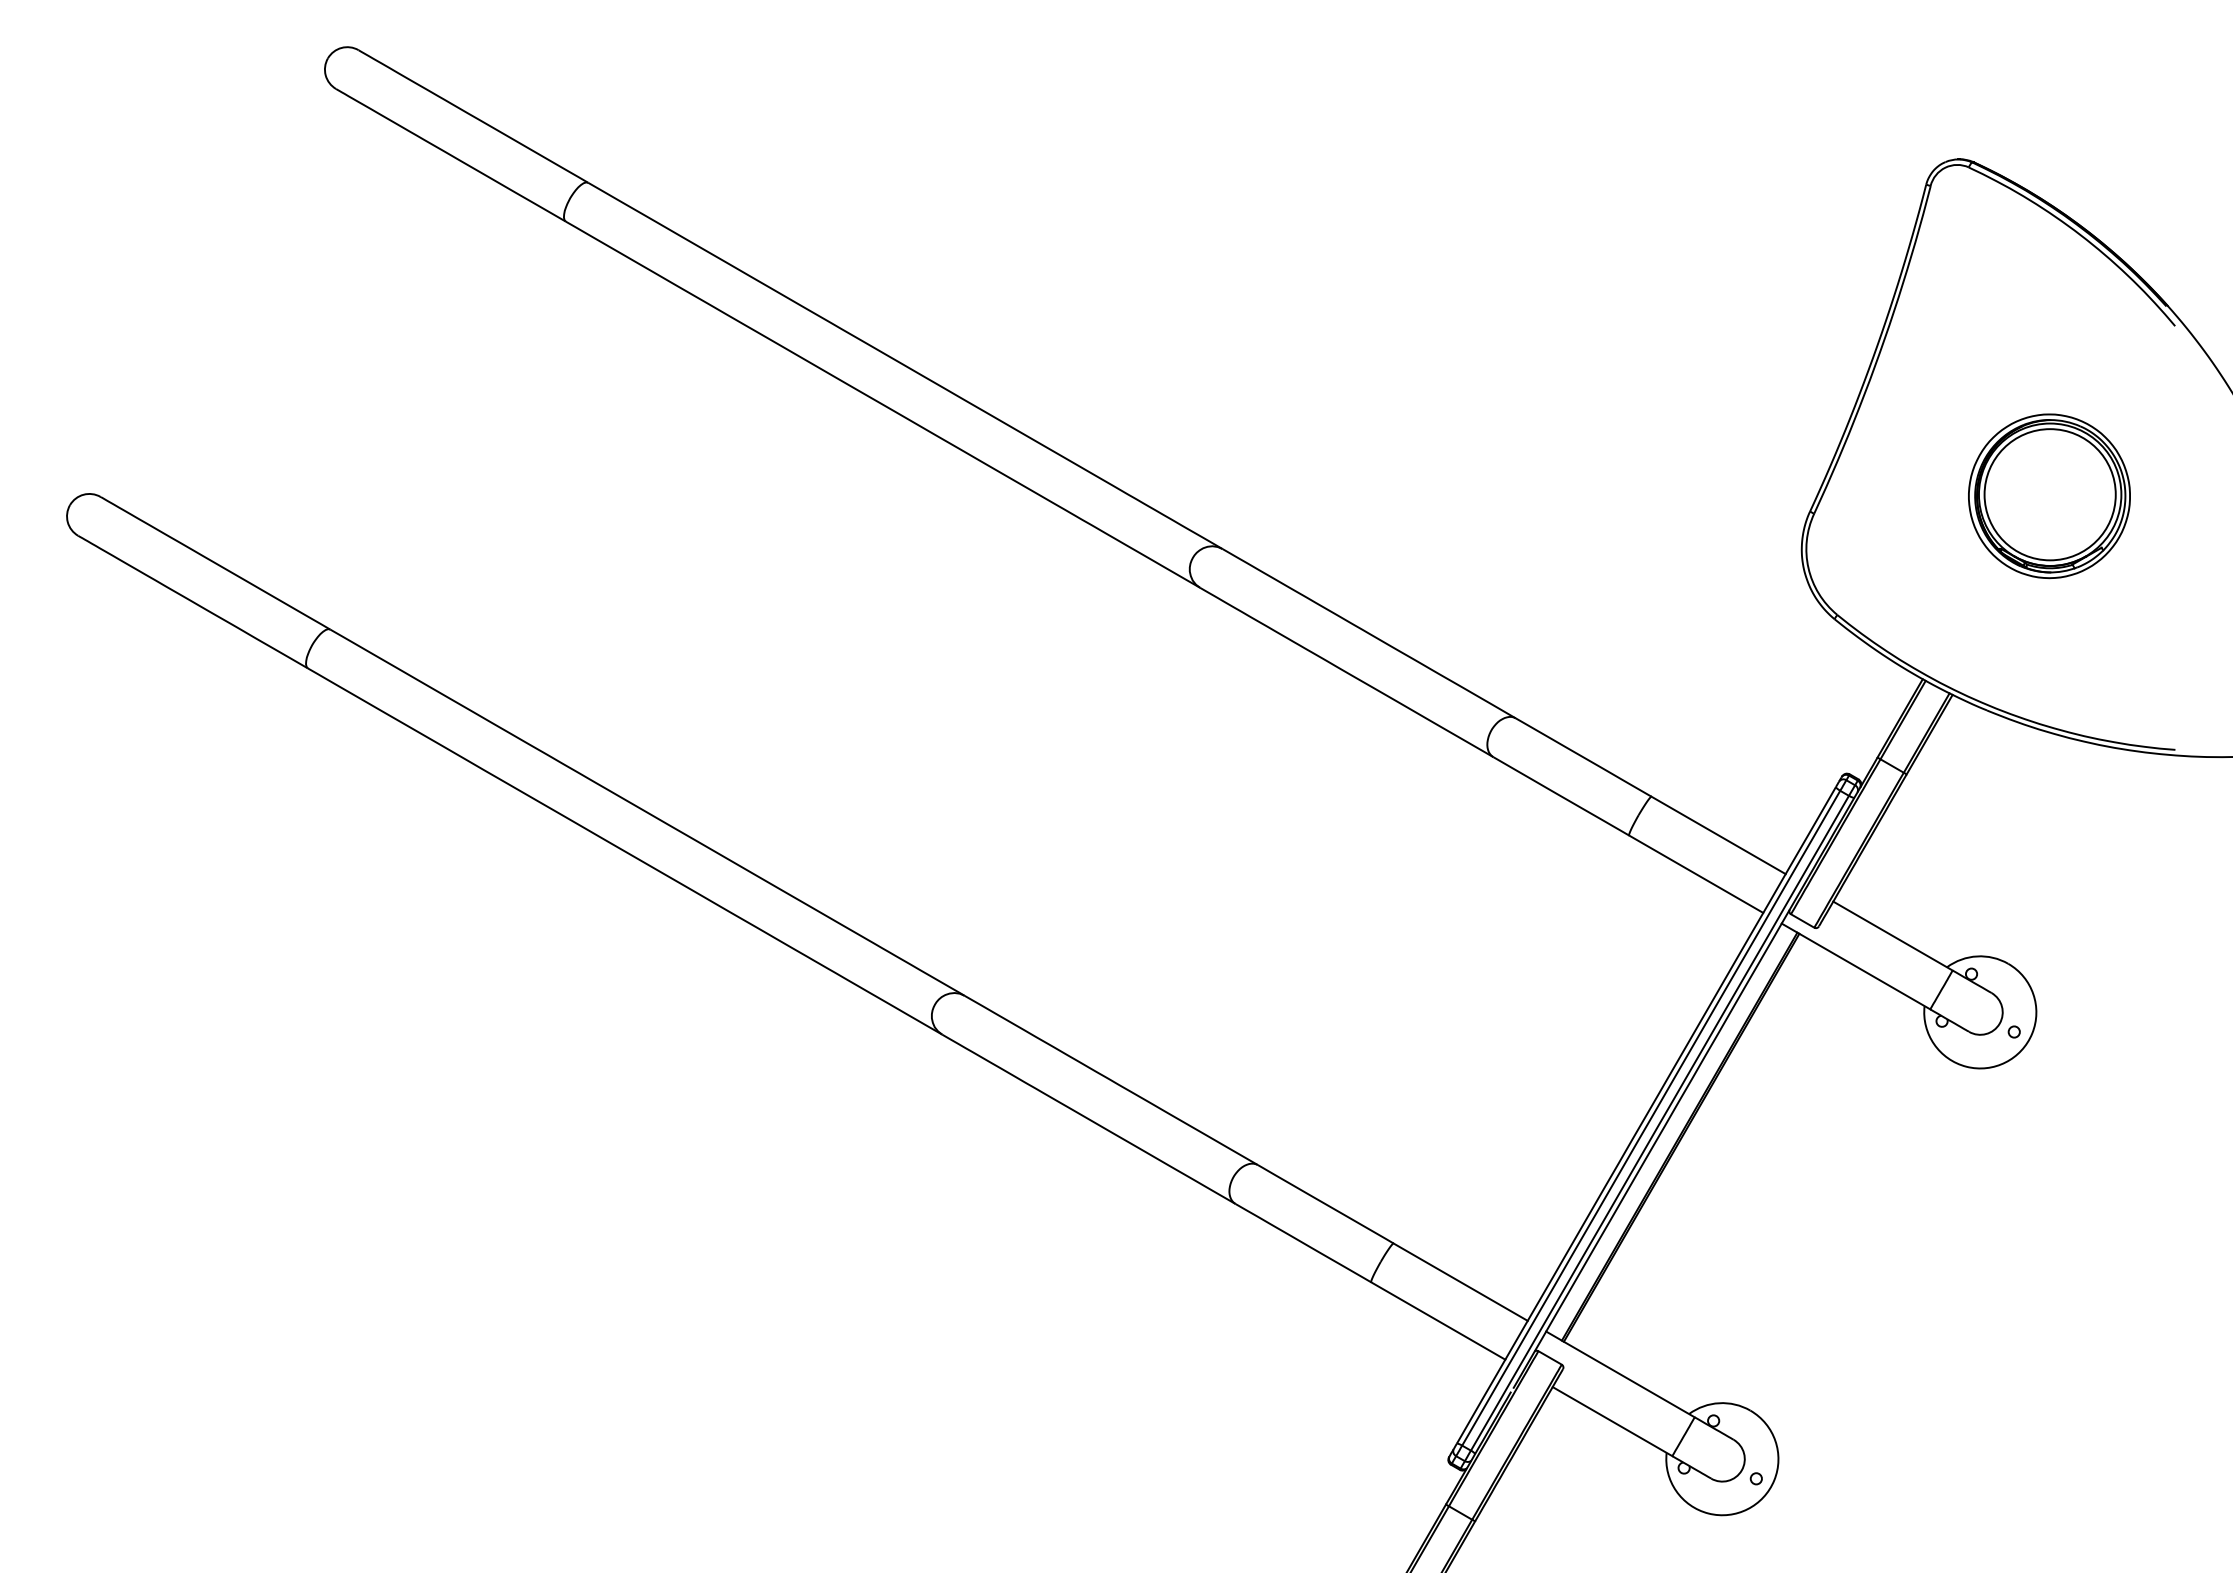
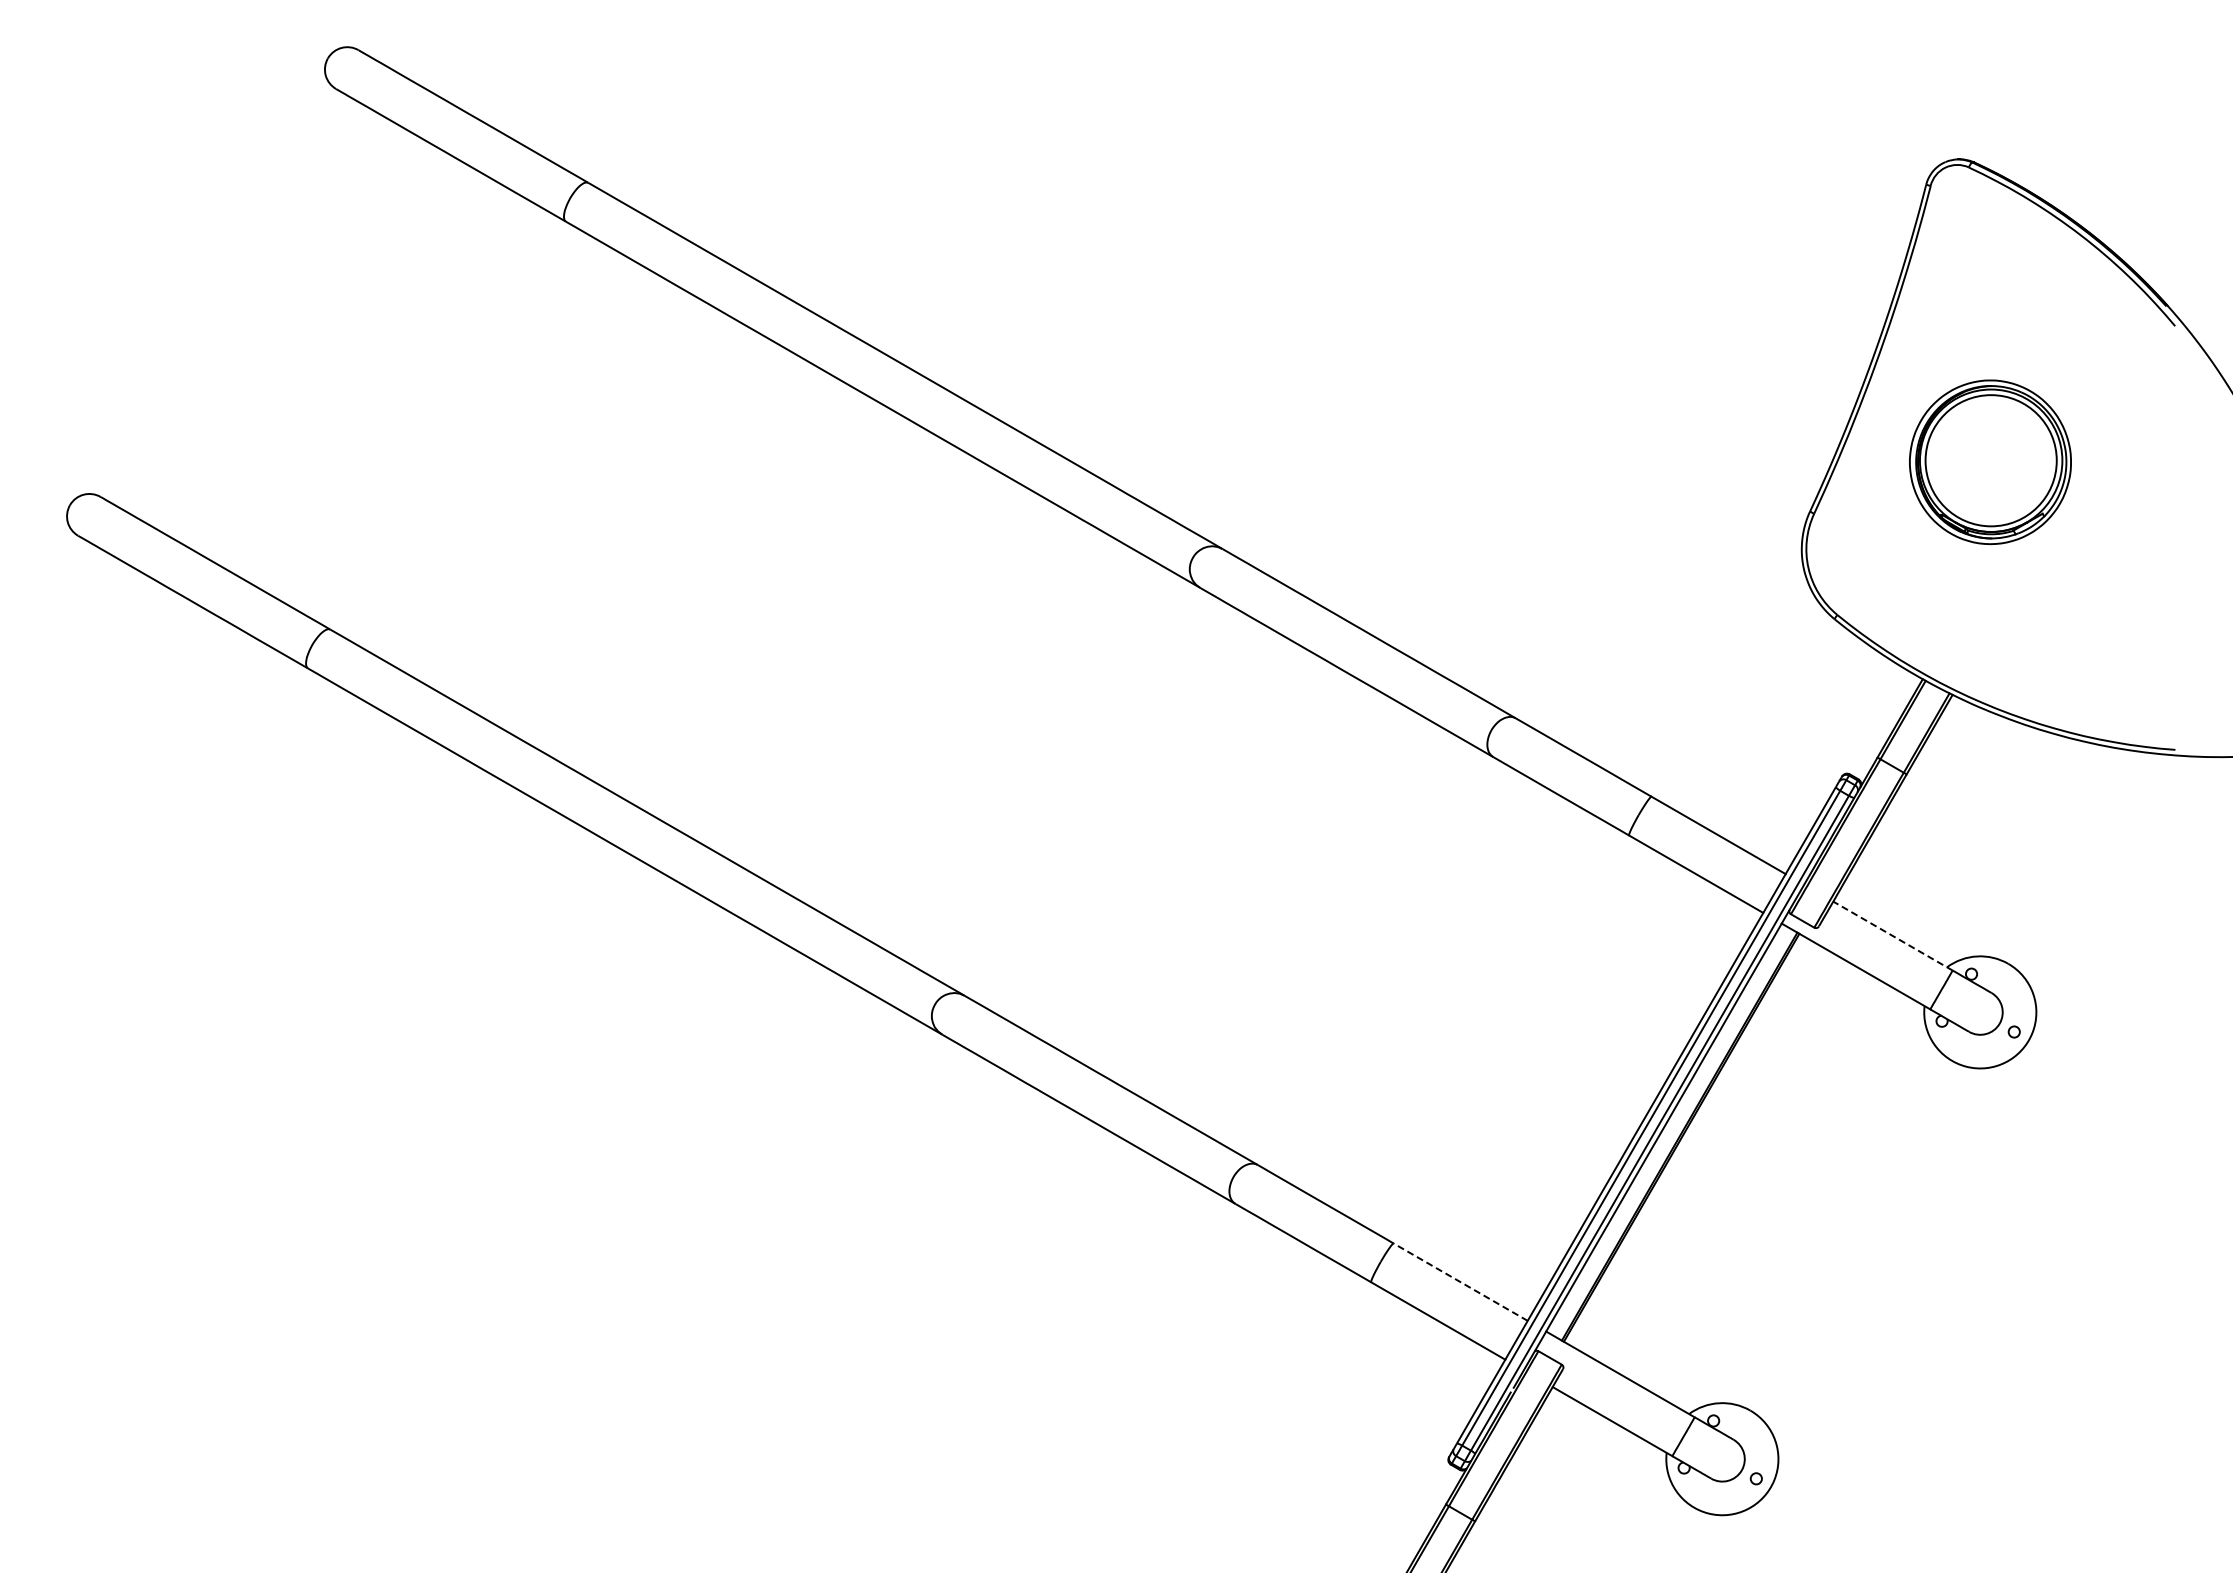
part position: (2049, 496) -> (1990, 462) (1990, 462)
line: solid -> dashed (1893, 936)
line: solid -> dashed (1460, 1281)
